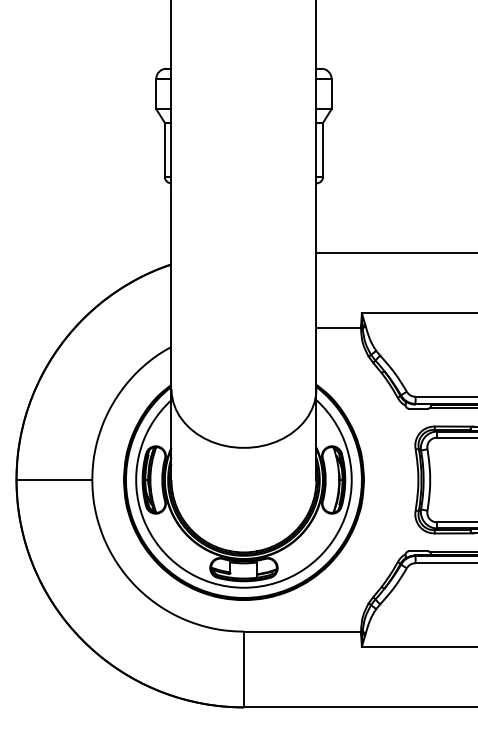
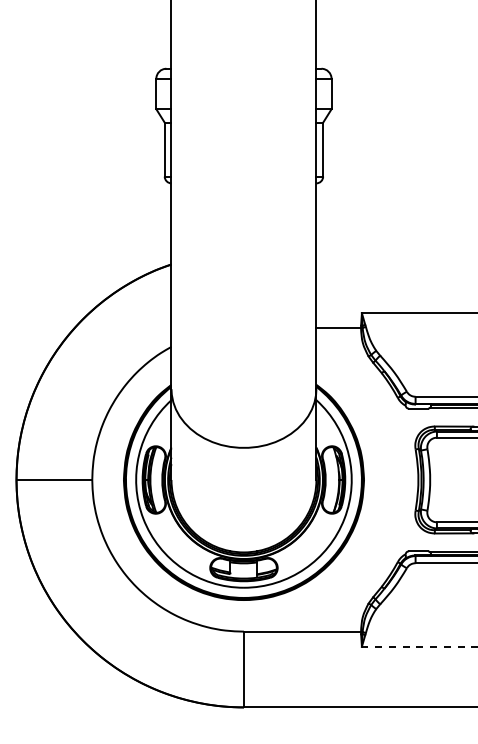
line: present -> none (395, 252)
line: solid -> dashed (419, 646)
